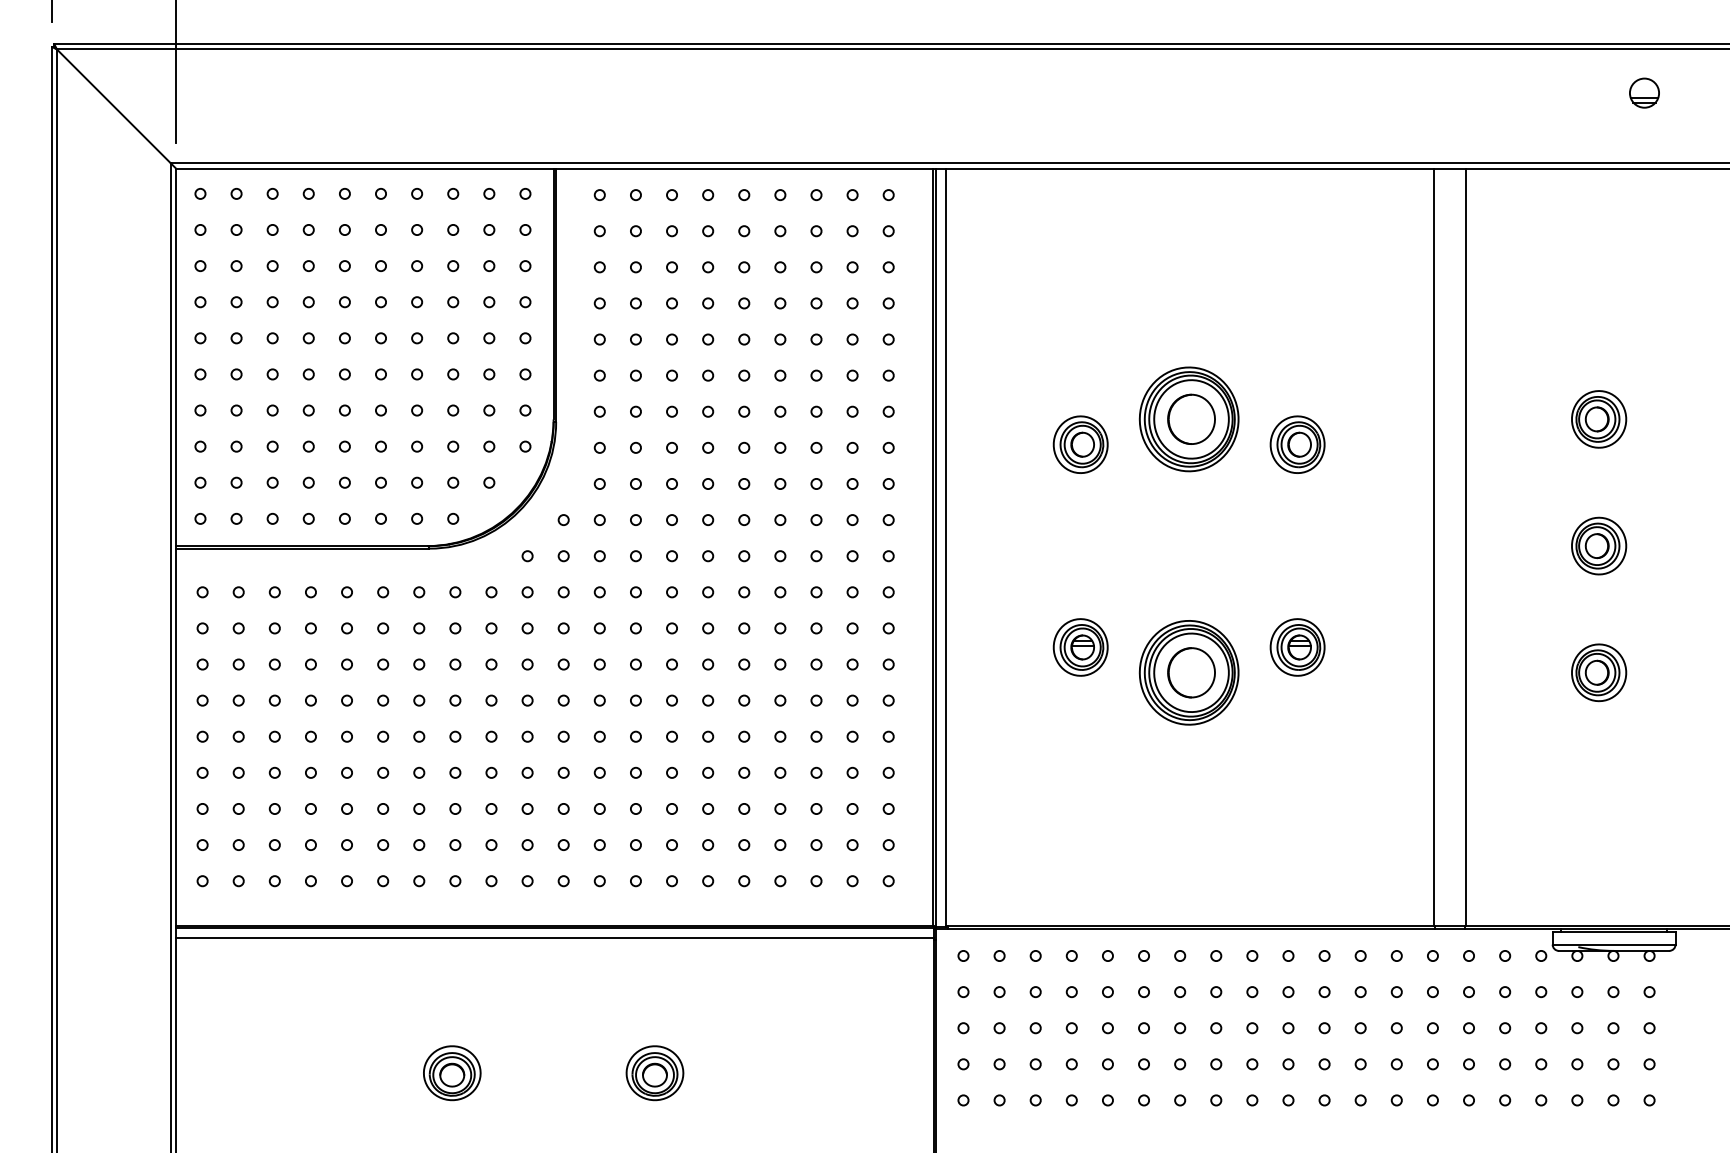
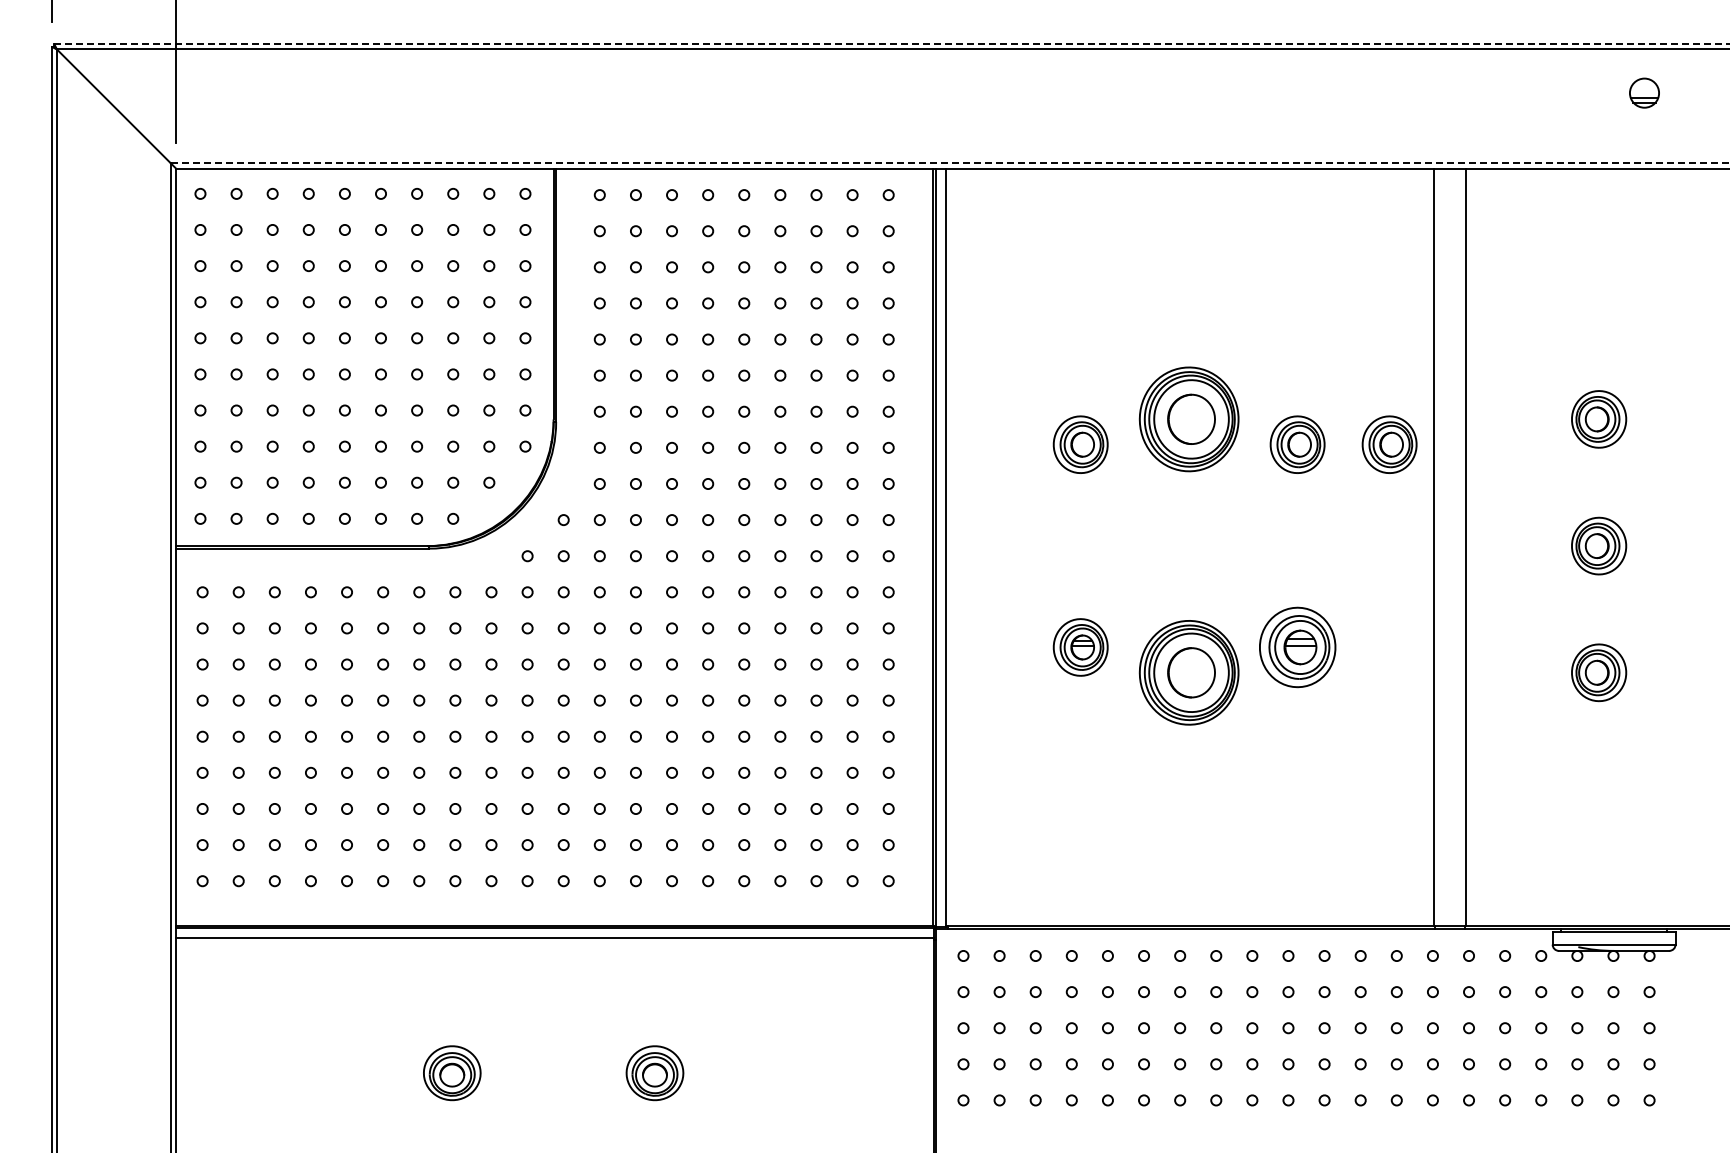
line: solid -> dashed (892, 44)
line: solid -> dashed (950, 163)
part: none -> present (1389, 444)
part size: 57x59 px -> 78x83 px (1297, 647)
